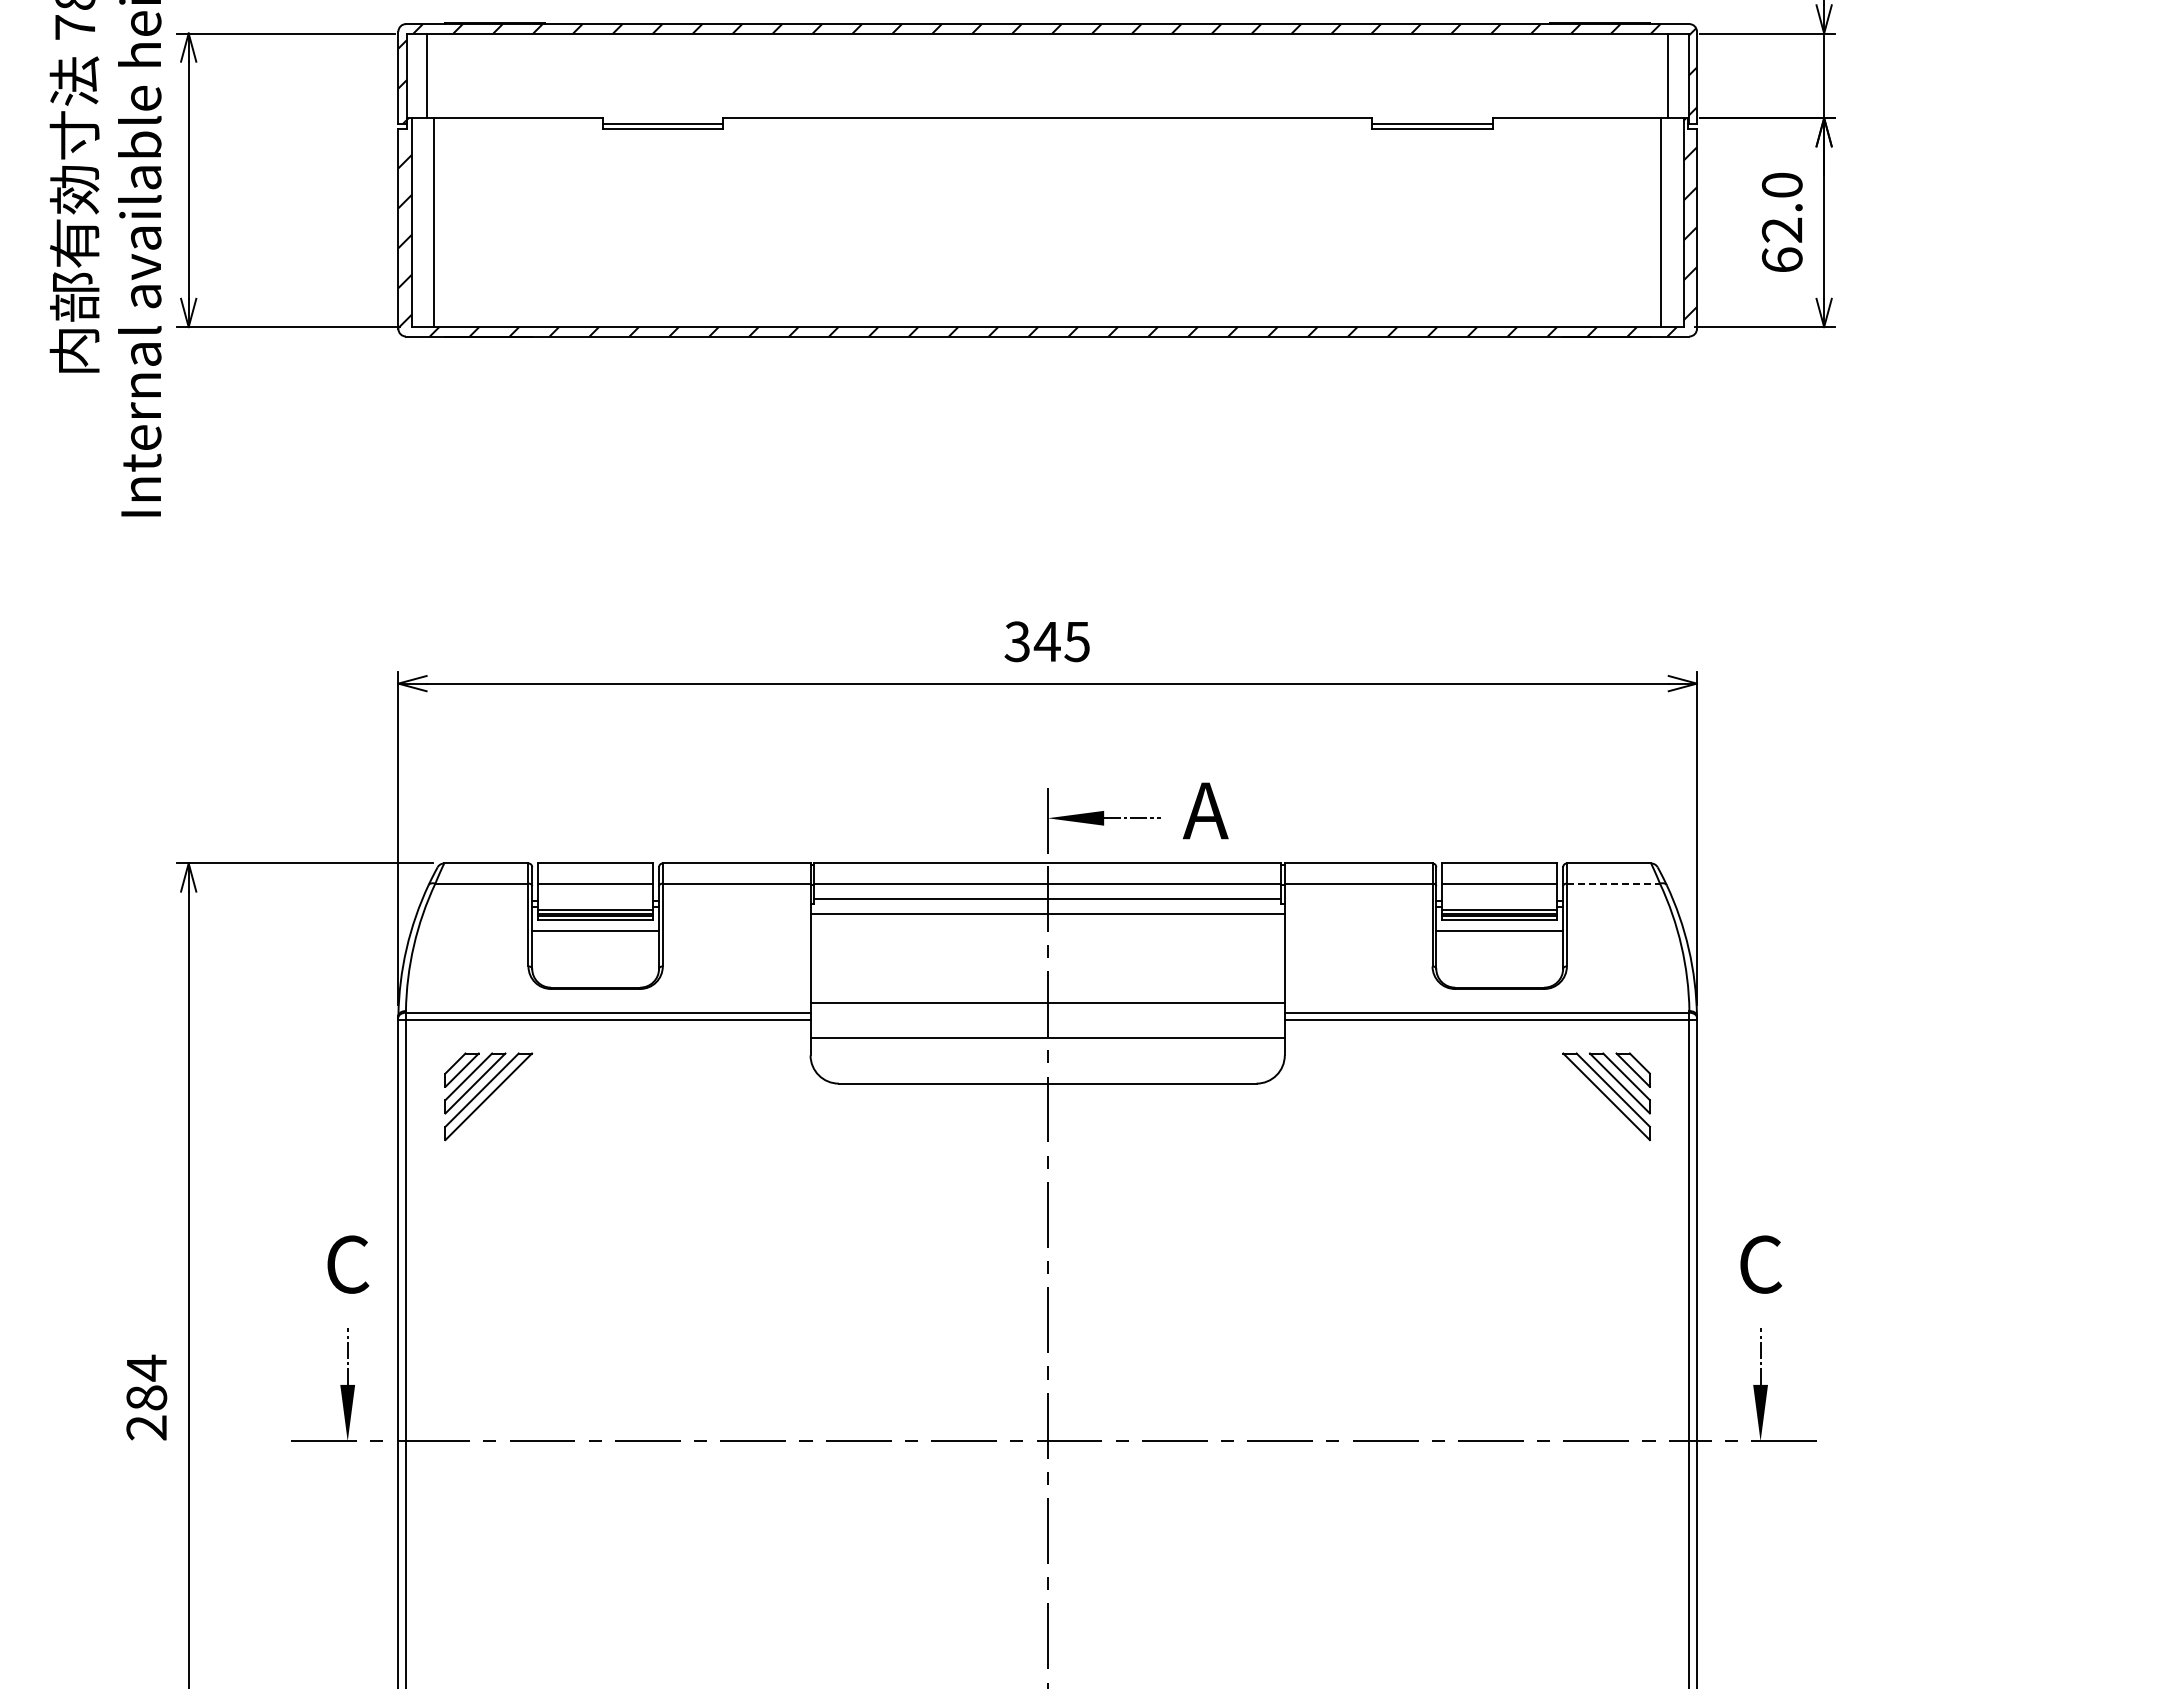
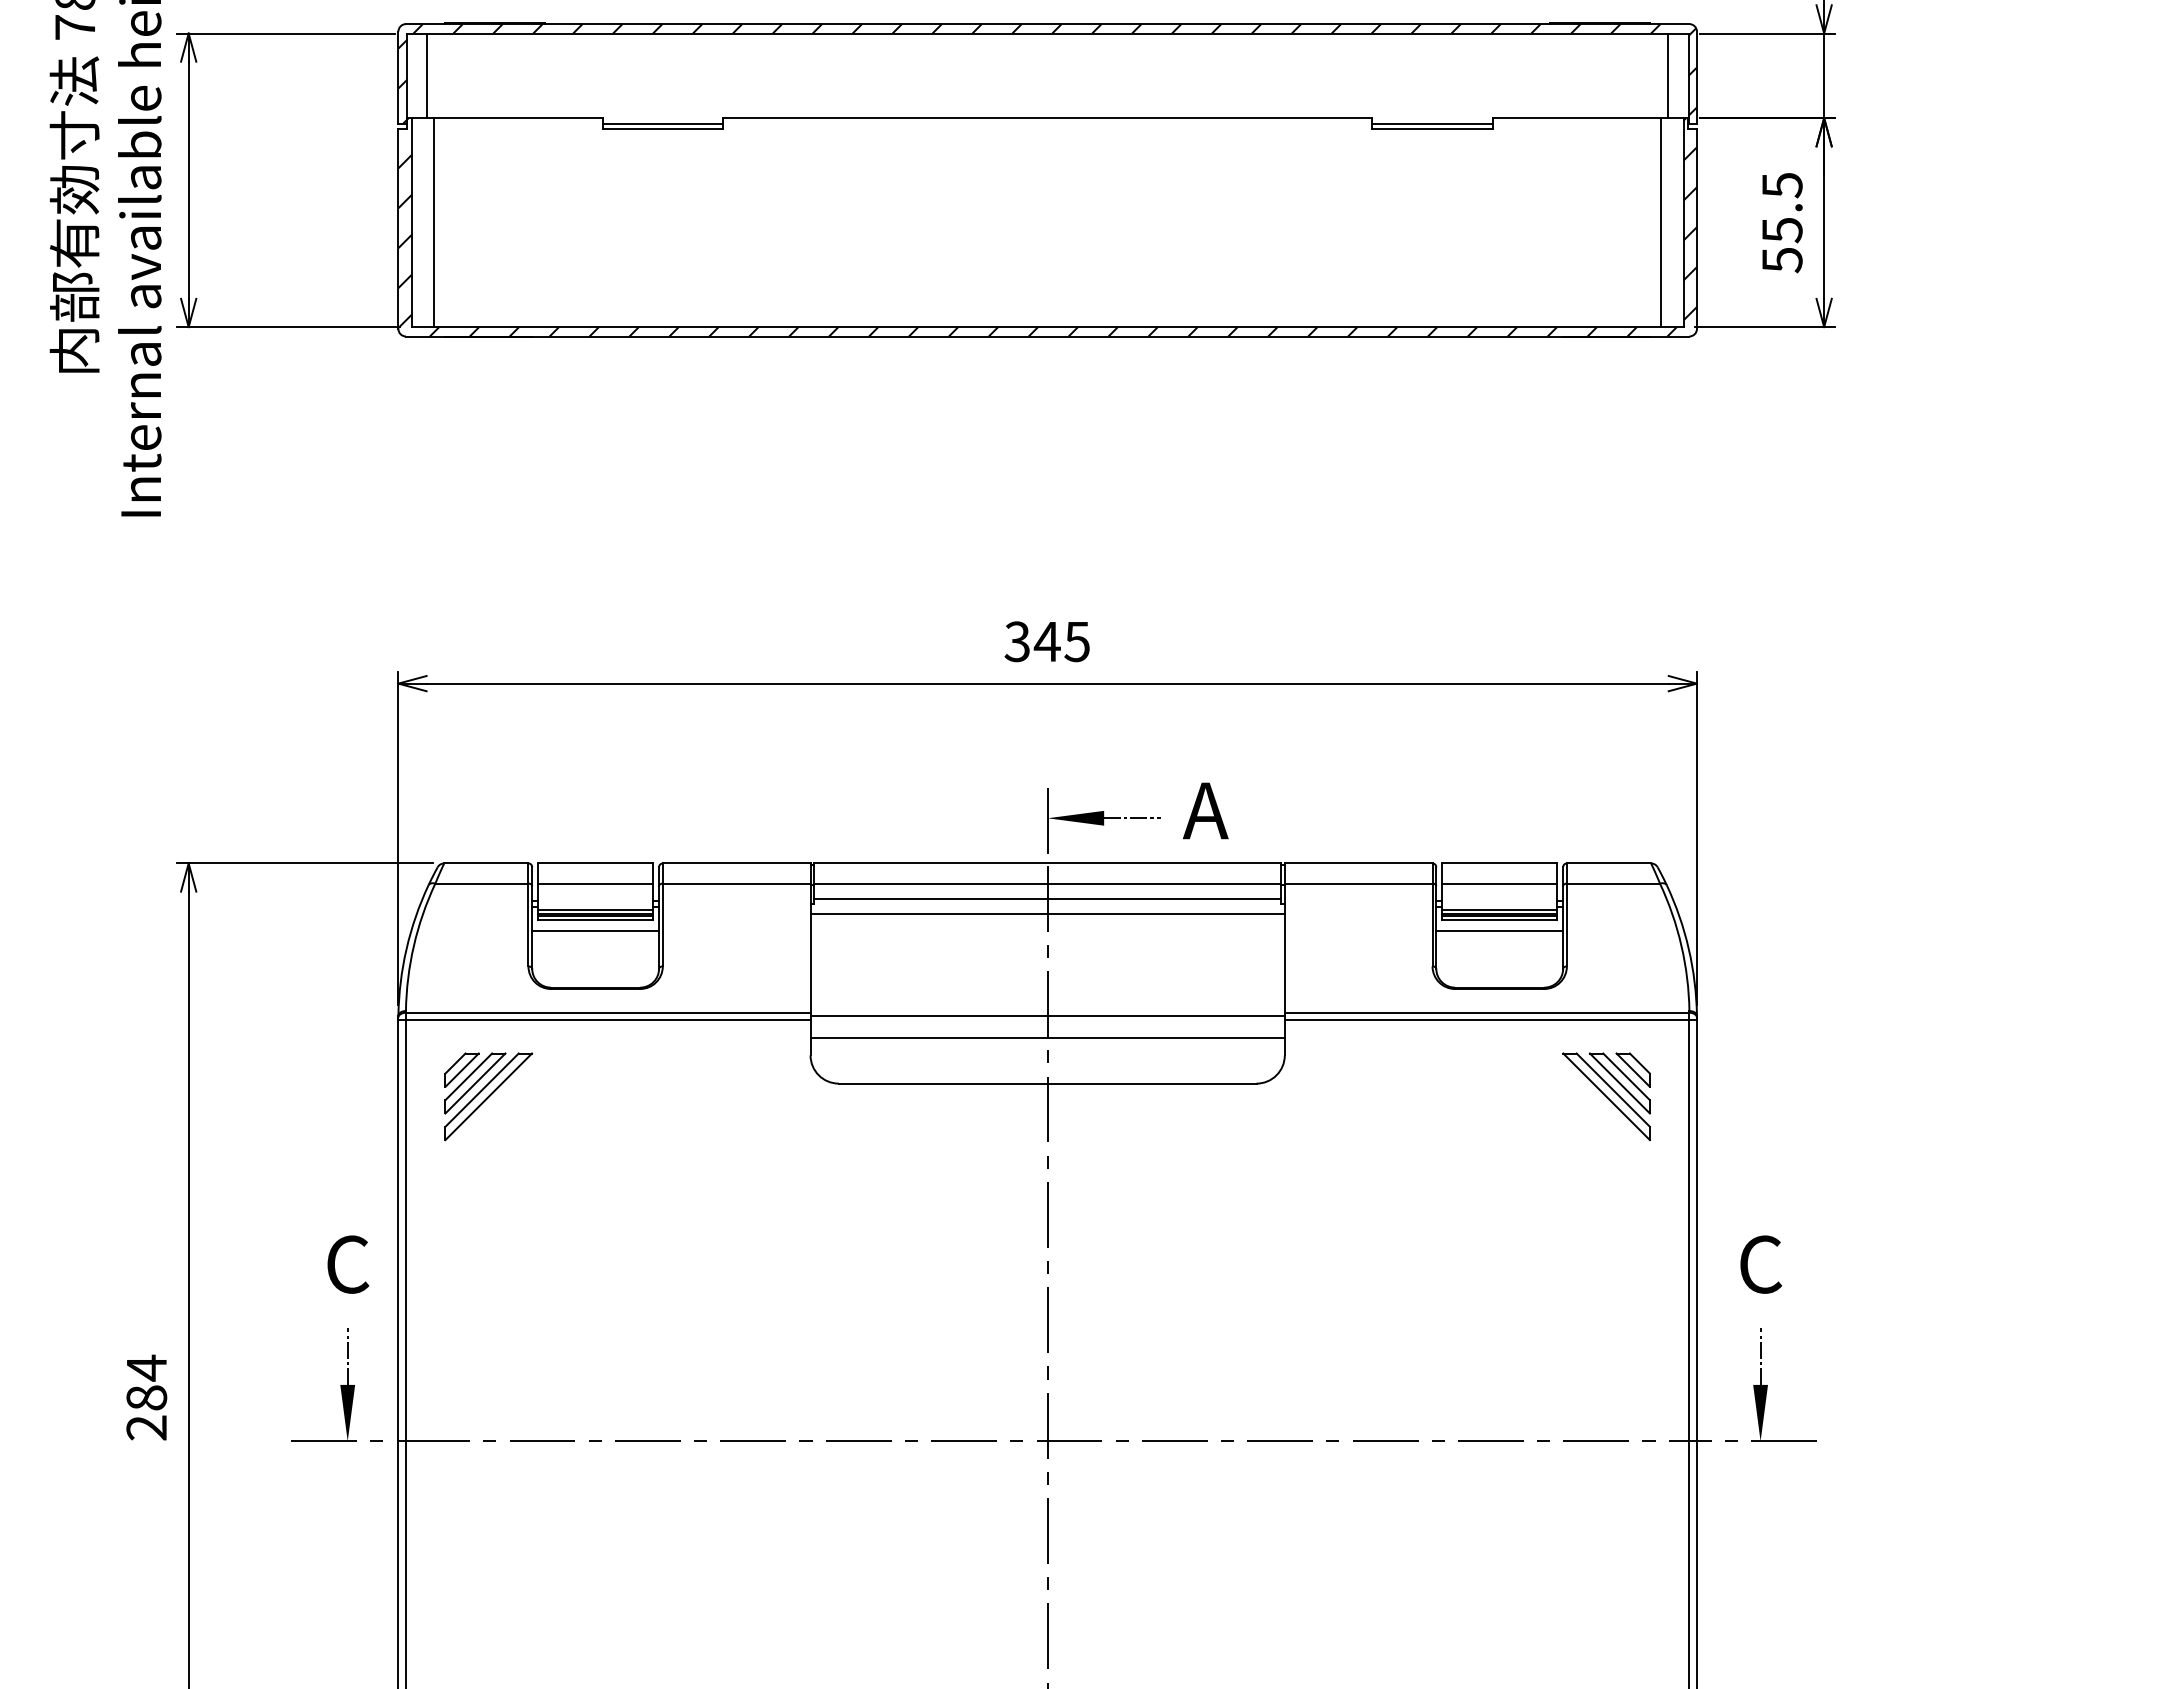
text: 62.0 -> 55.5 (1781, 223)
line: dashed -> solid (1613, 883)
line position: (1047, 1002) -> (1047, 1015) (1047, 1015)
